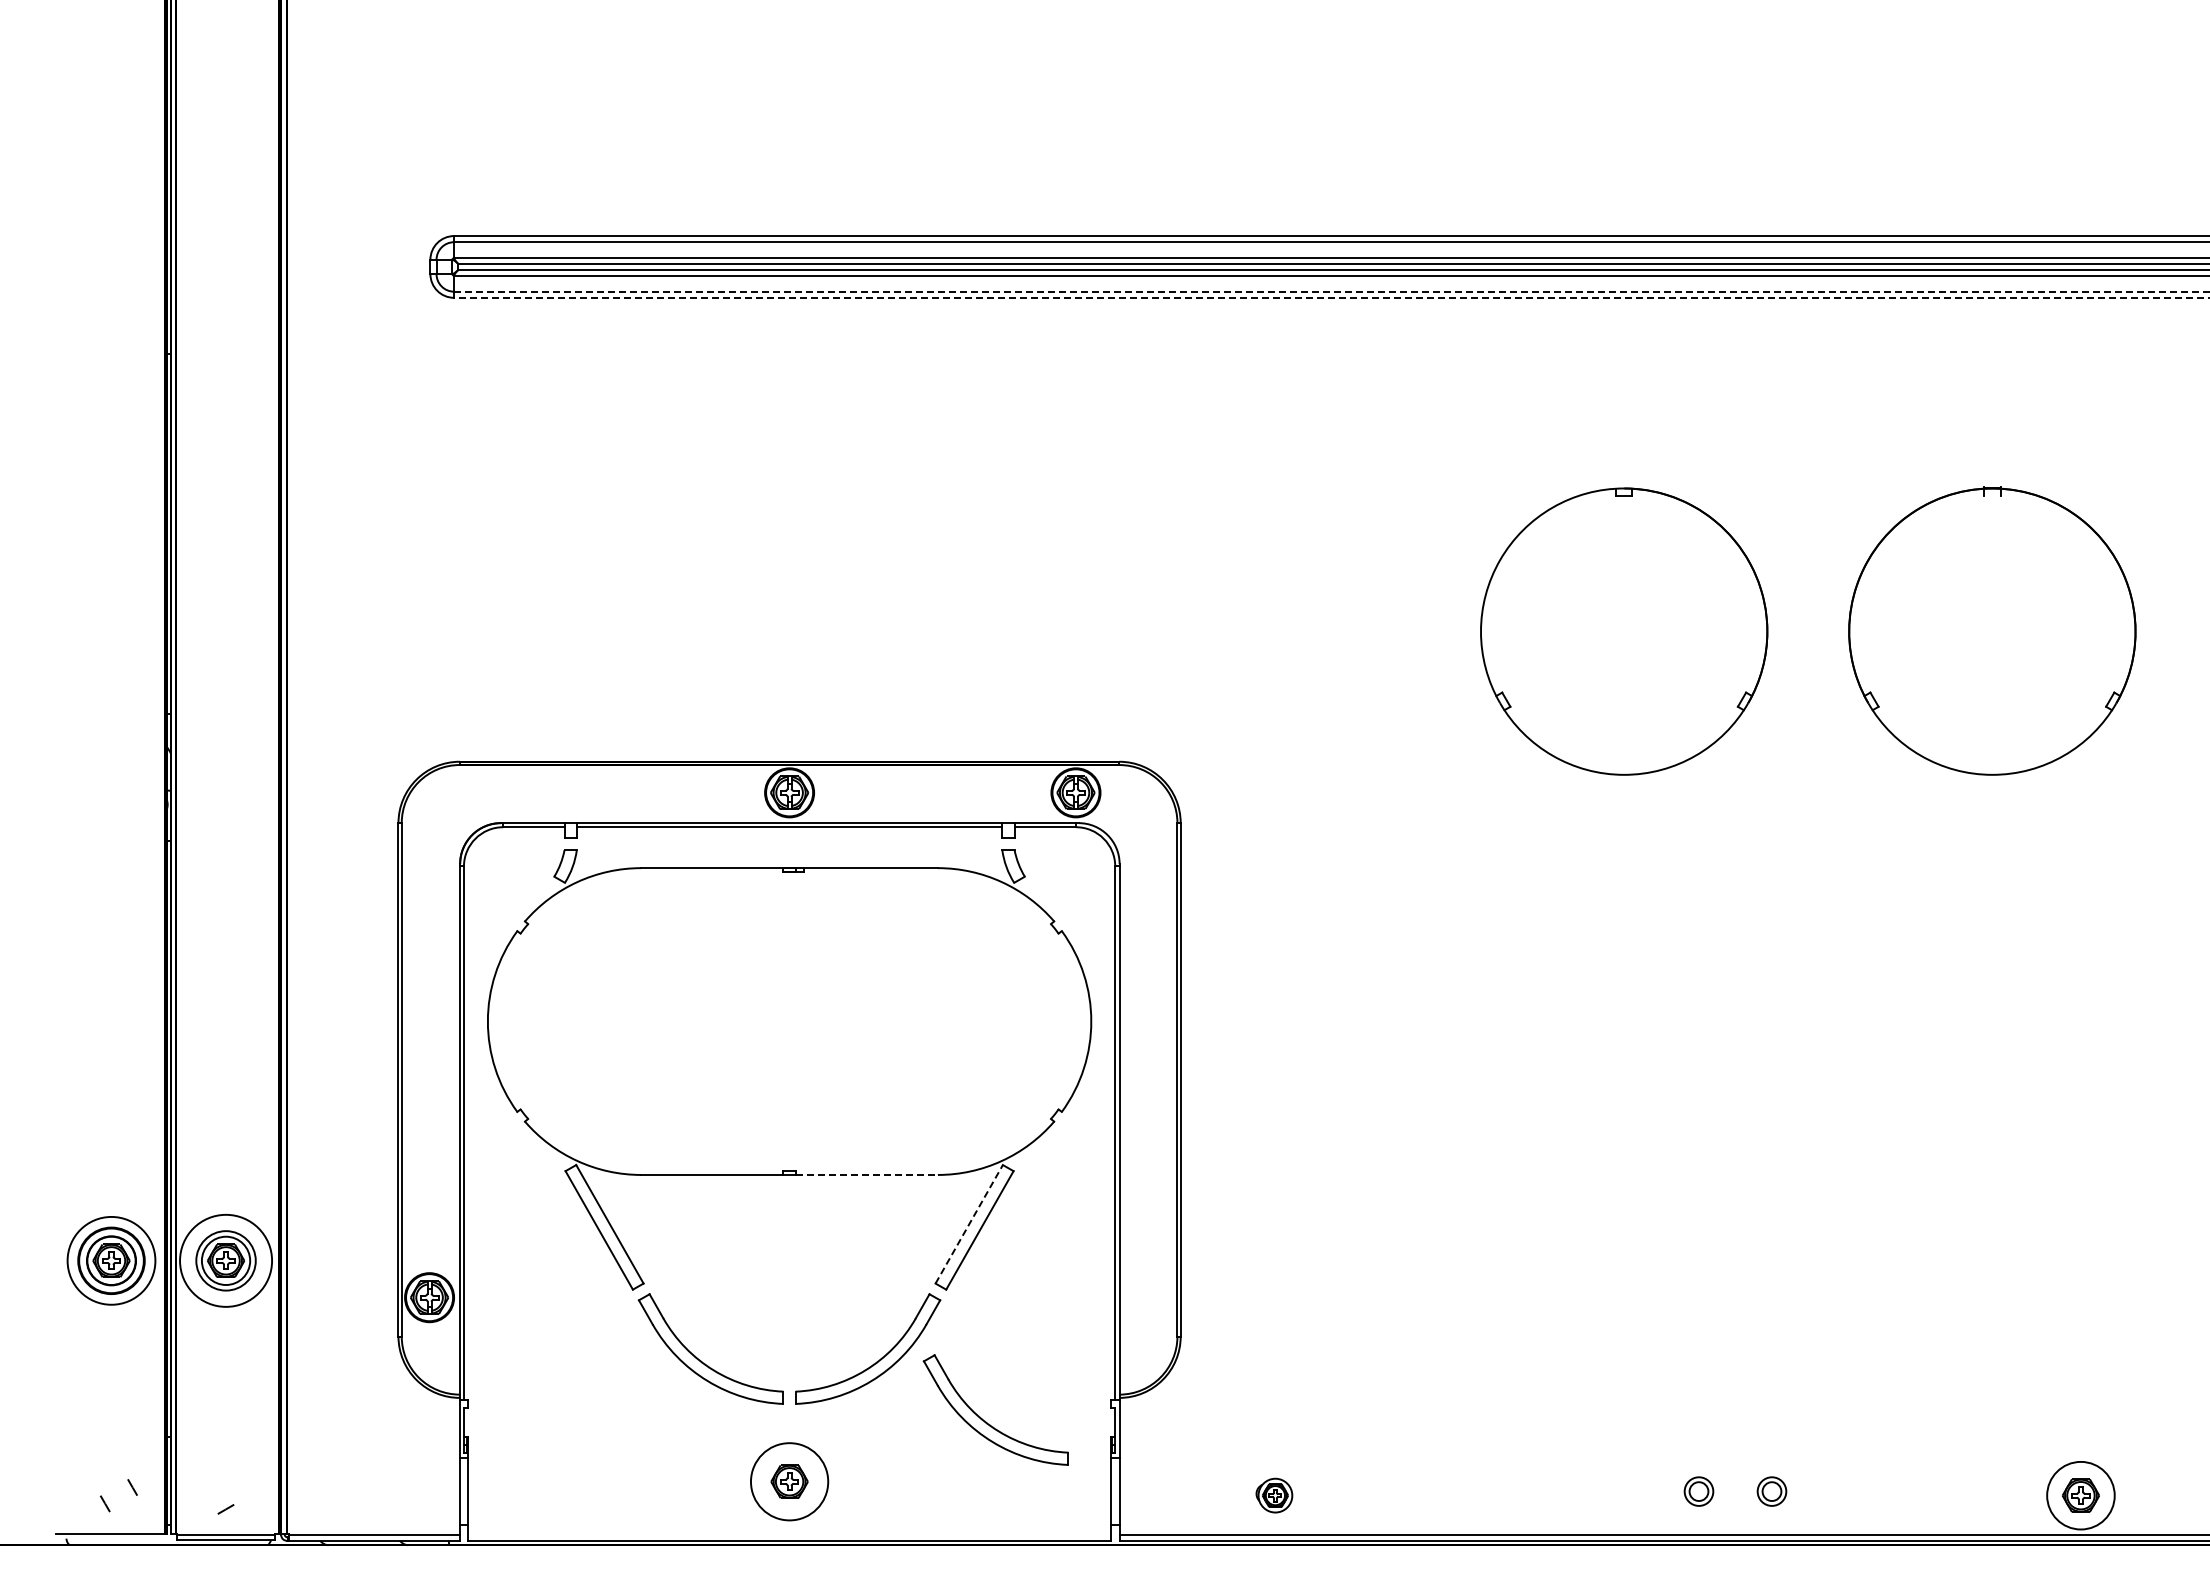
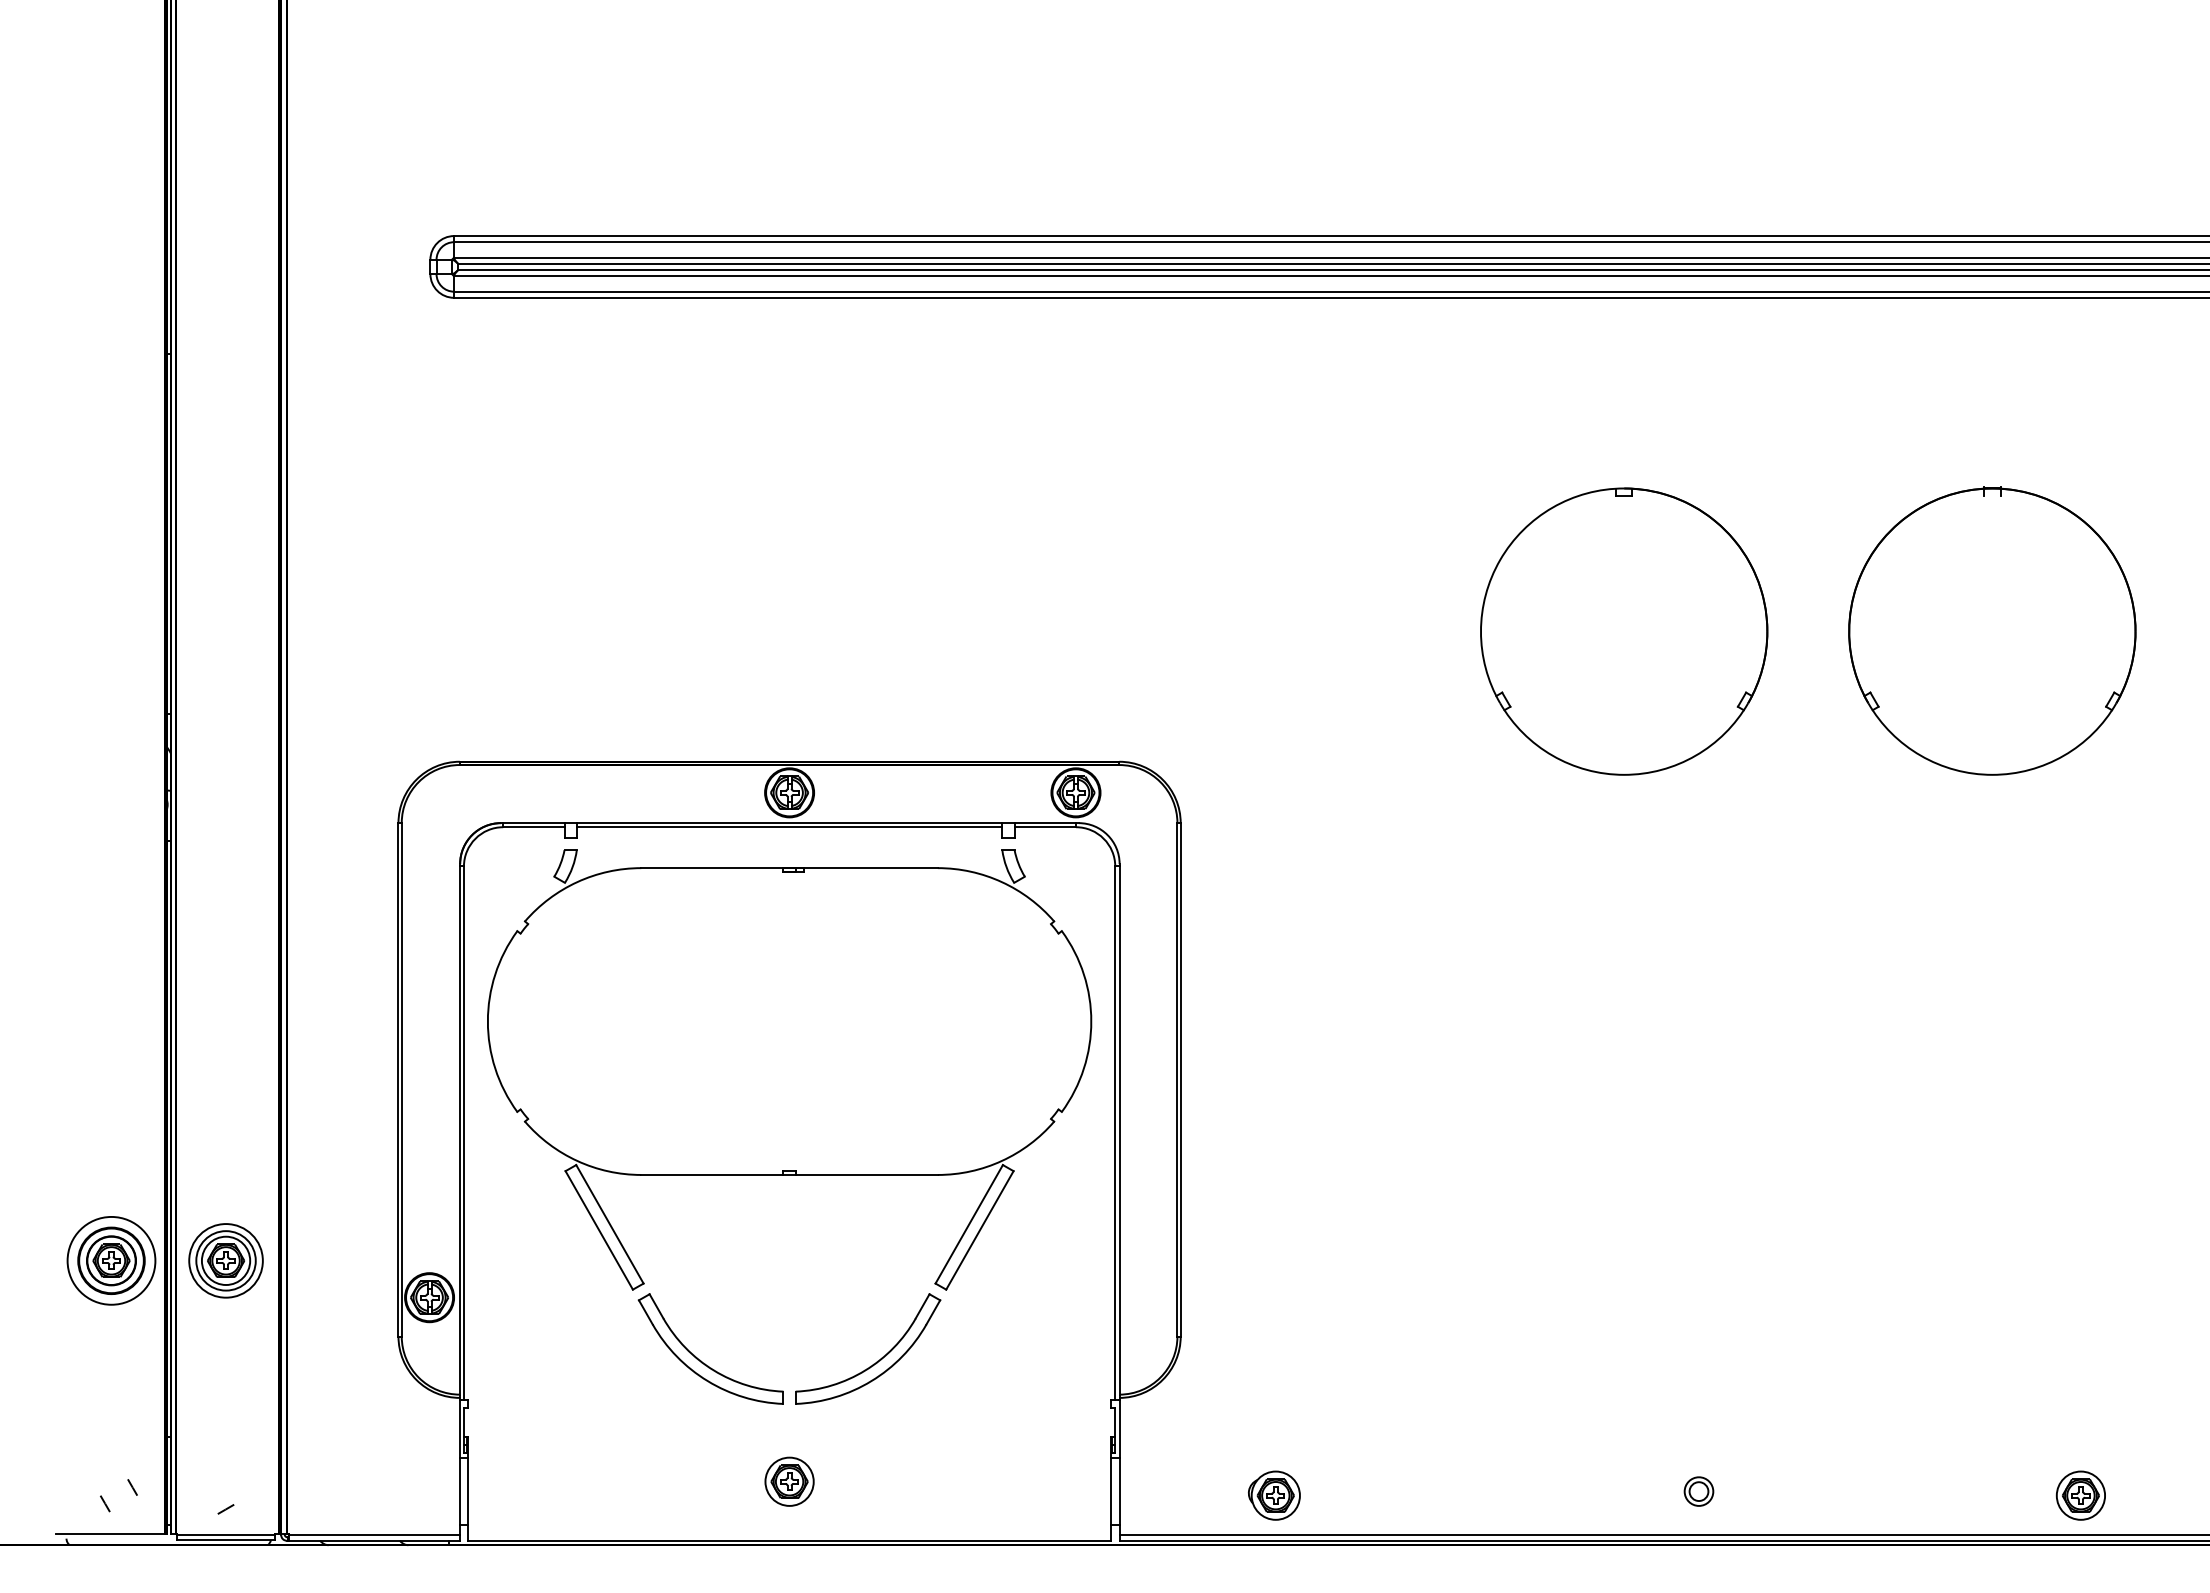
line: dashed -> solid (1332, 291)
line: dashed -> solid (1332, 297)
line: dashed -> solid (867, 1174)
line: dashed -> solid (969, 1223)
circle diameter: 92 px -> 74 px (225, 1260)
part: present -> none (986, 1421)
circle diameter: 77 px -> 48 px (789, 1481)
part: present -> none (1771, 1491)
part size: 39x37 px -> 53x51 px (1274, 1495)
circle diameter: 68 px -> 48 px (2080, 1495)
